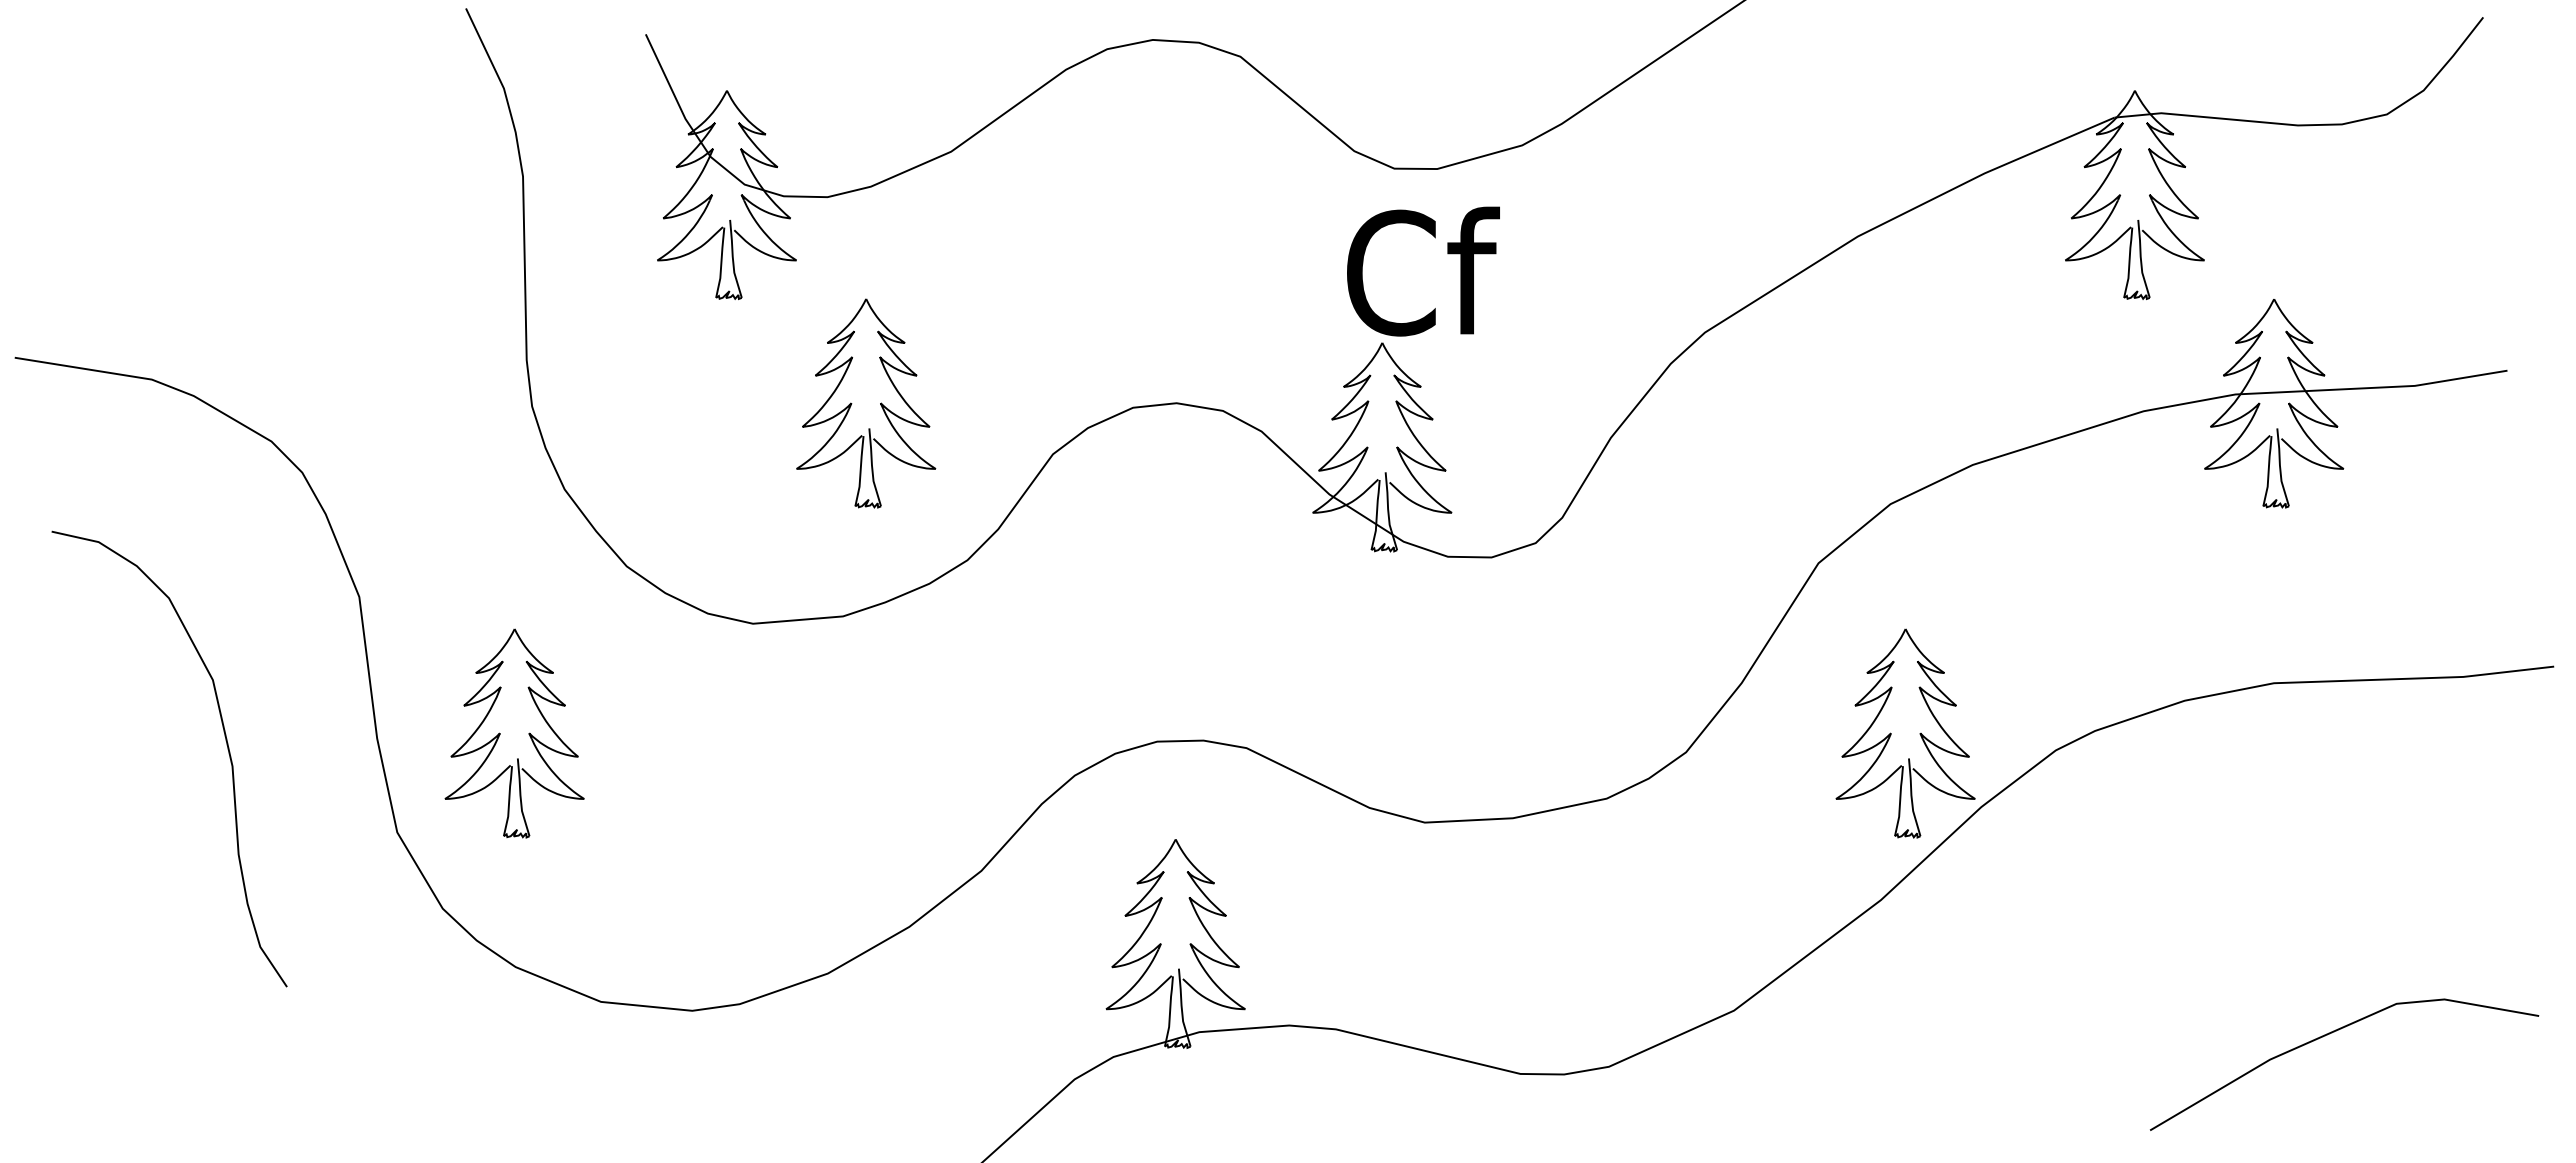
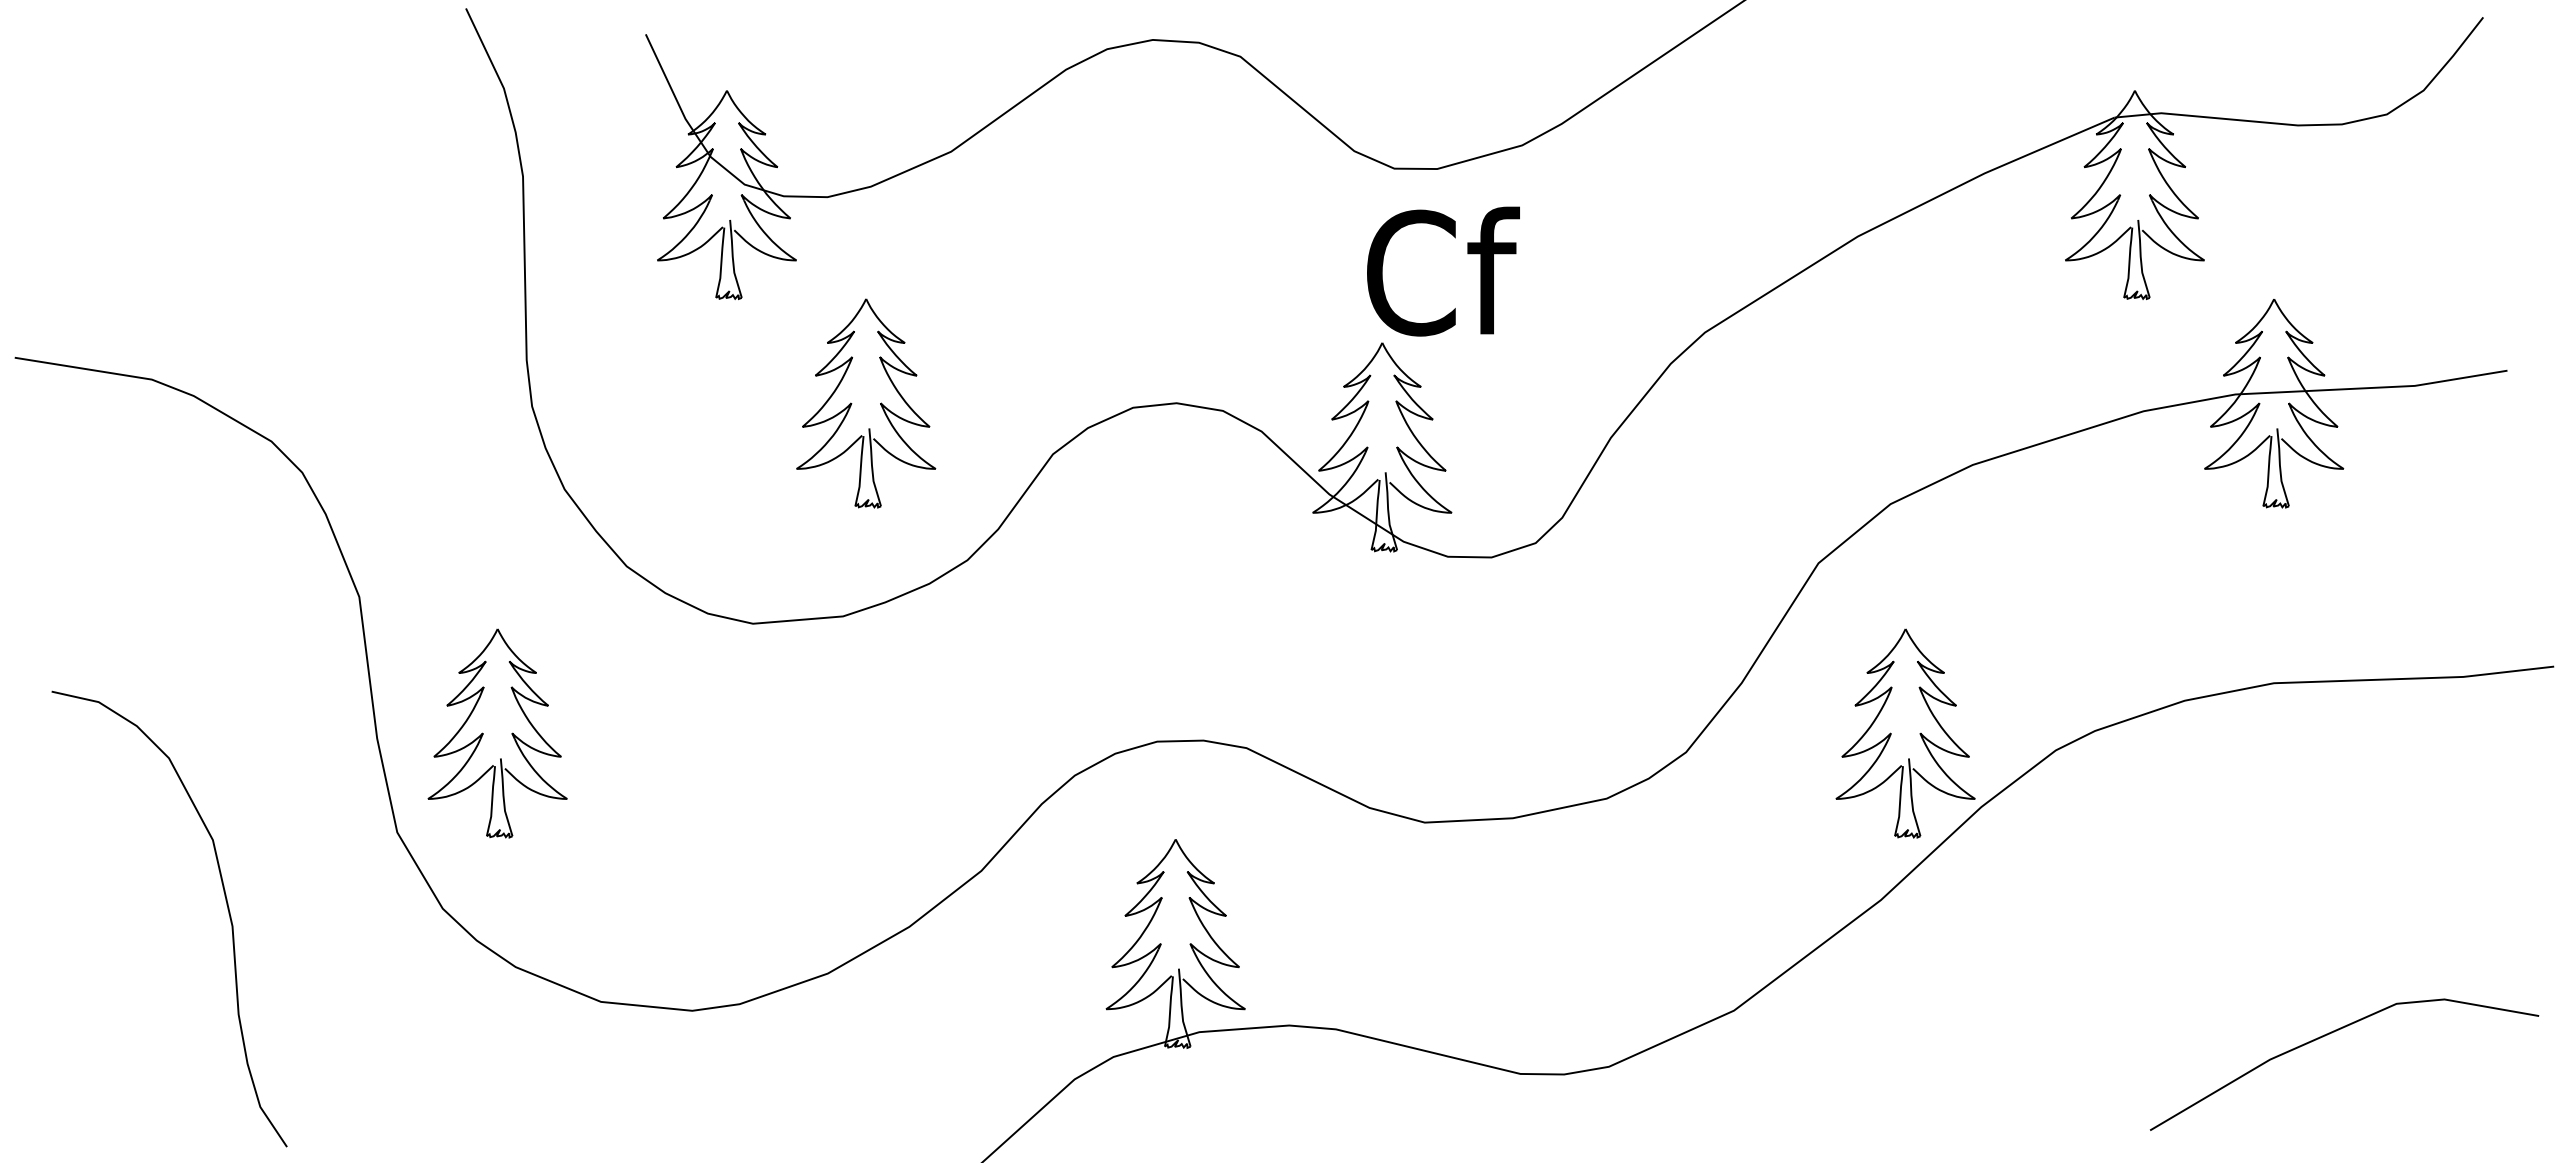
text position: (1423, 271) -> (1443, 271) (1443, 271)
part position: (500, 733) -> (483, 733) (483, 733)
curve position: (226, 745) -> (226, 905) (226, 905)
